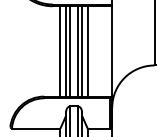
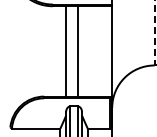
line: solid -> dashed (154, 33)
line: present -> none (60, 51)
line: present -> none (70, 51)
line: present -> none (82, 51)
line: present -> none (87, 51)
